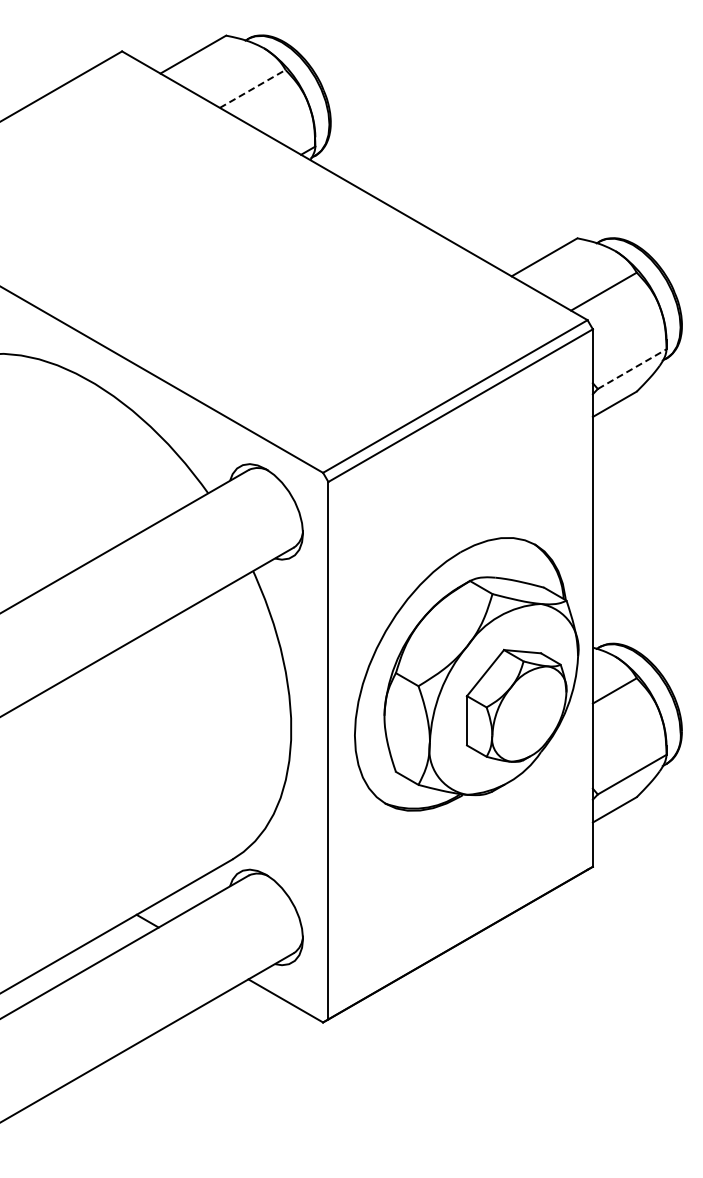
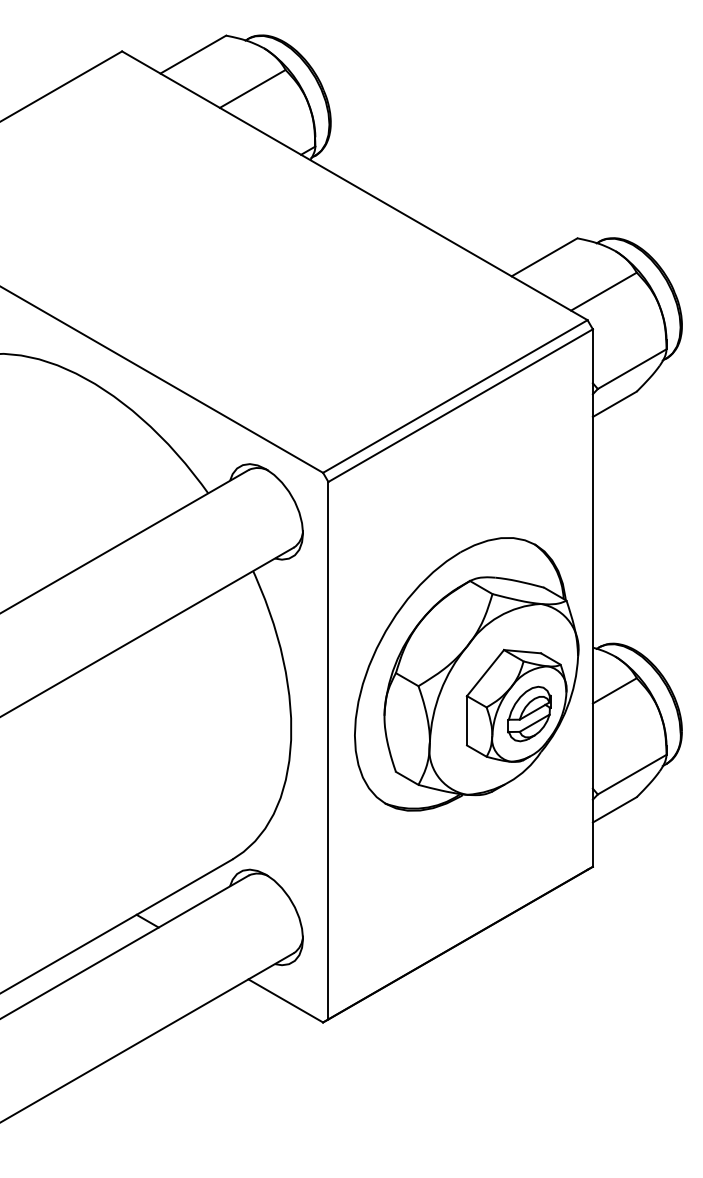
line: dashed -> solid (252, 88)
line: dashed -> solid (632, 369)
part: none -> present (529, 713)
